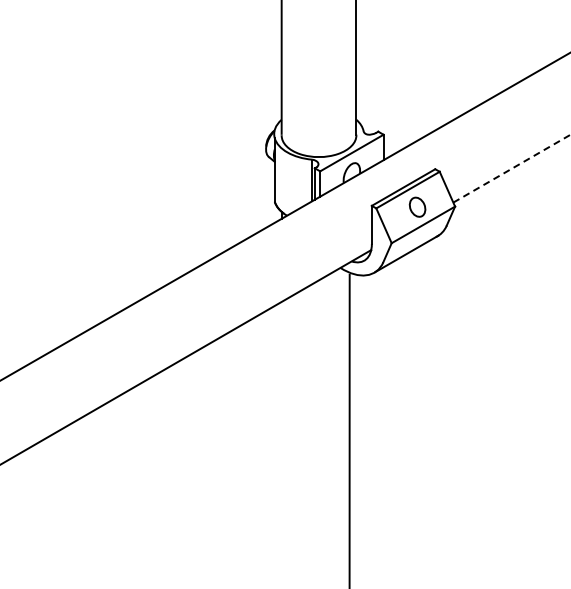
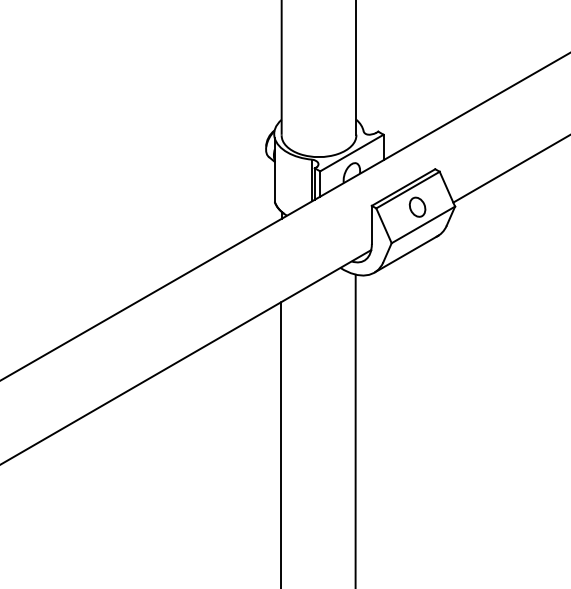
line: dashed -> solid (512, 168)
line position: (349, 429) -> (355, 429) (355, 429)
line: none -> present (280, 443)
